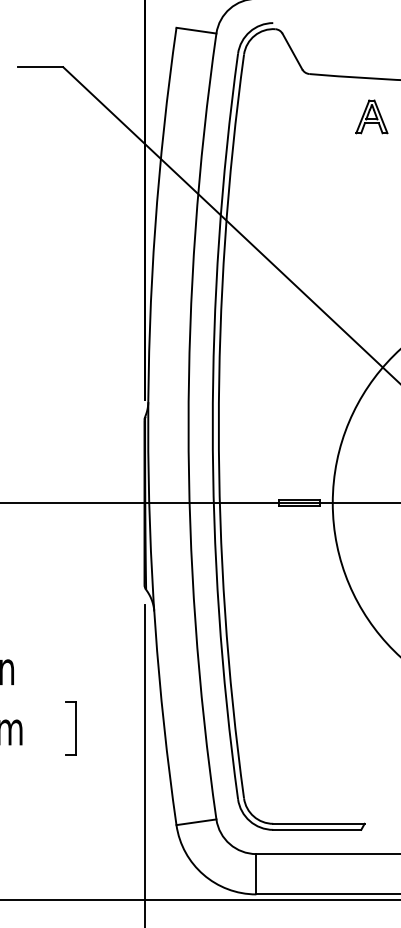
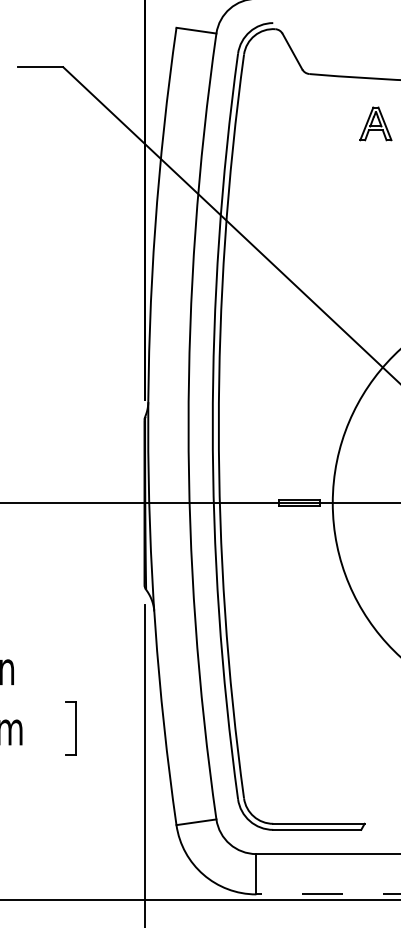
part position: (371, 116) -> (375, 123) (375, 123)
line: solid -> dashed (328, 894)
